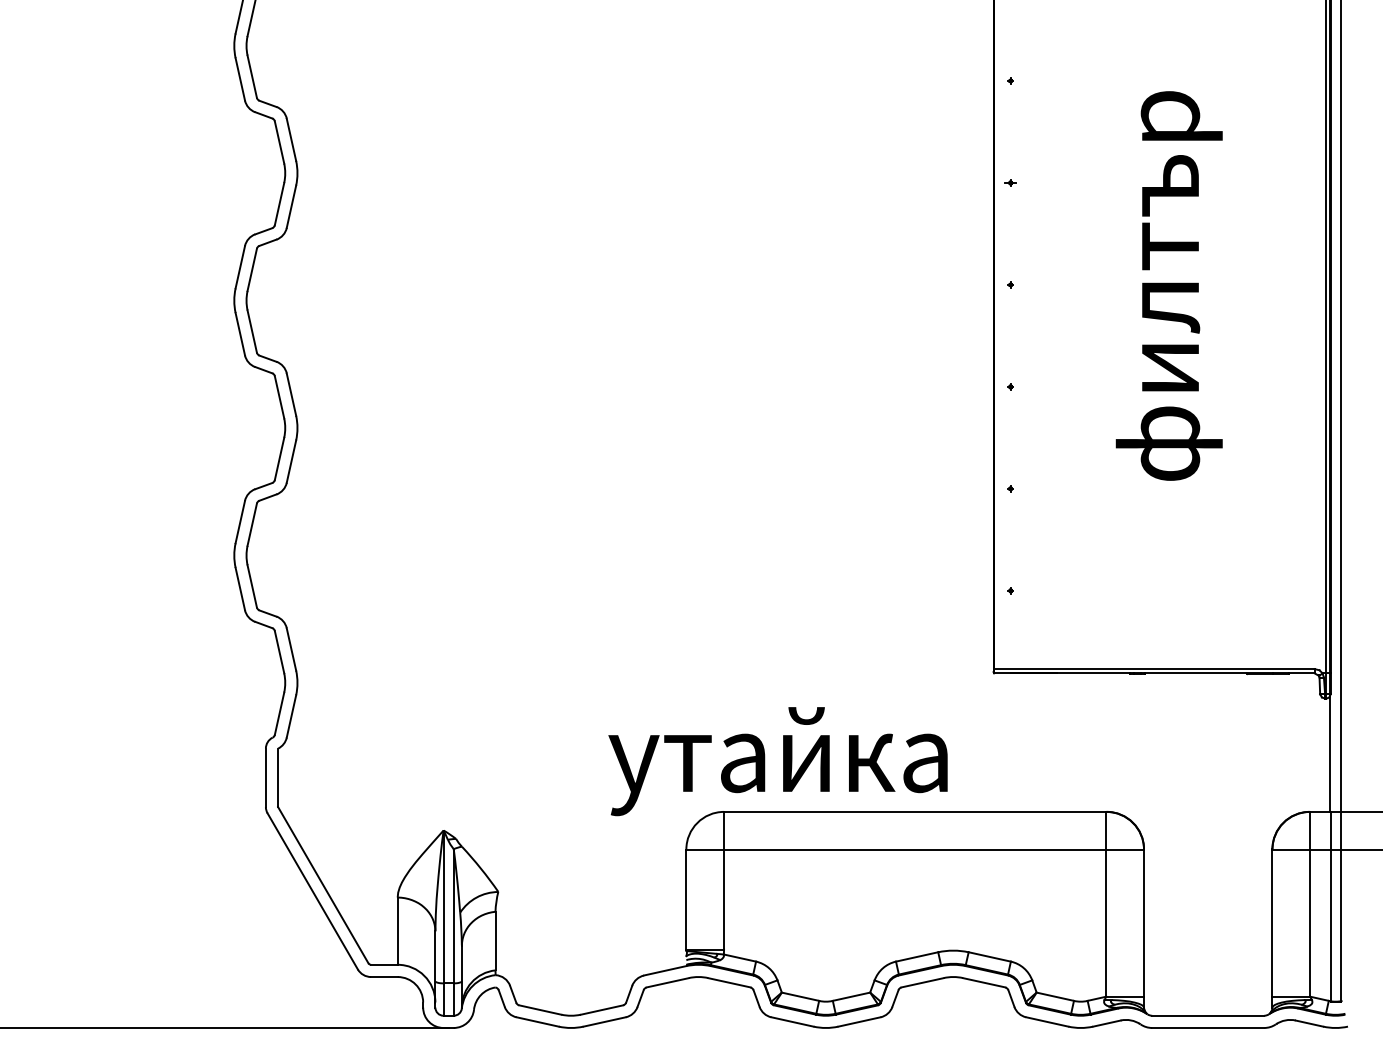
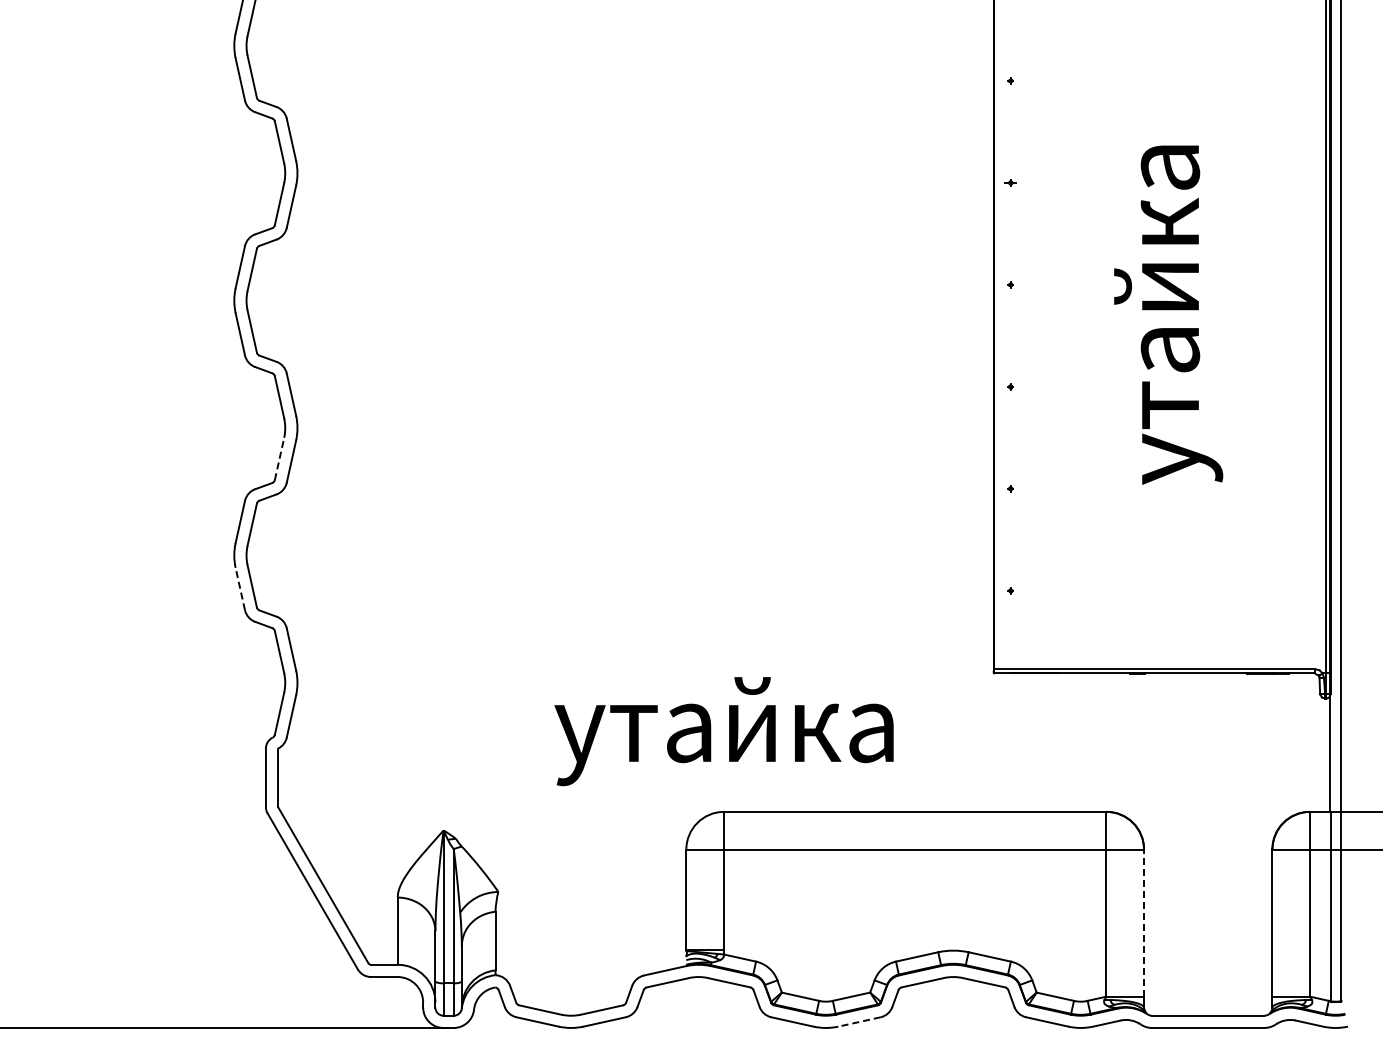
text: филтър -> утайка (1168, 287)
line: solid -> dashed (279, 458)
line: solid -> dashed (240, 589)
text position: (777, 761) -> (723, 731) (723, 731)
line: solid -> dashed (1144, 923)
line: solid -> dashed (859, 1021)
